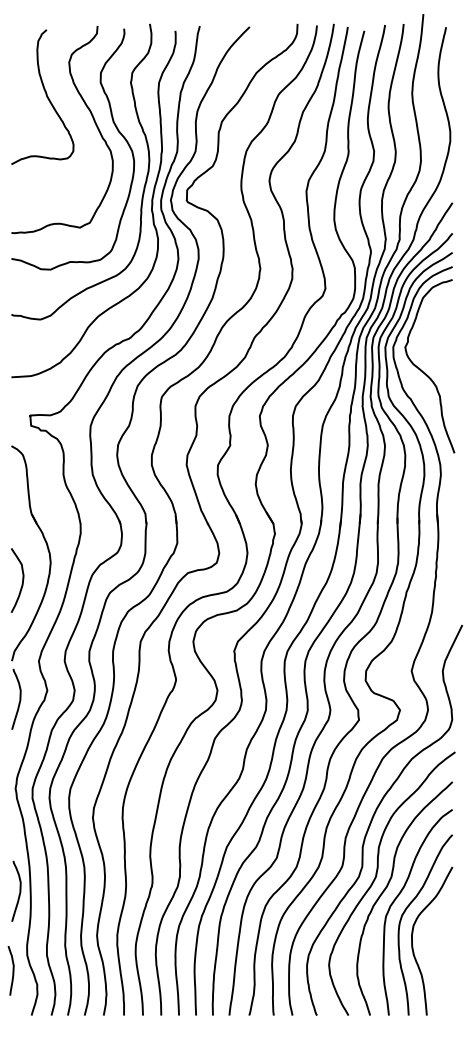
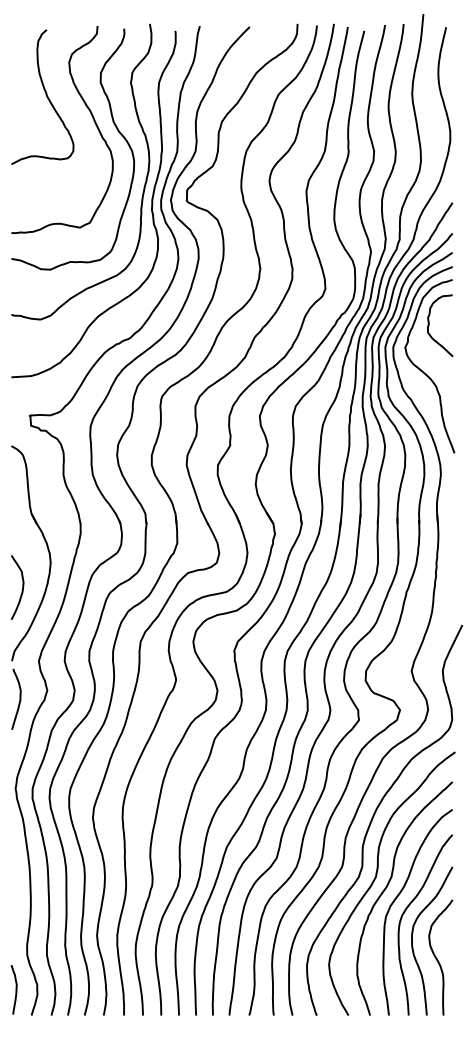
curve: none -> present (429, 325)
curve position: (22, 580) -> (22, 587) (22, 587)
curve: present -> none (19, 891)
curve: none -> present (437, 958)
curve position: (12, 970) -> (15, 989) (15, 989)
